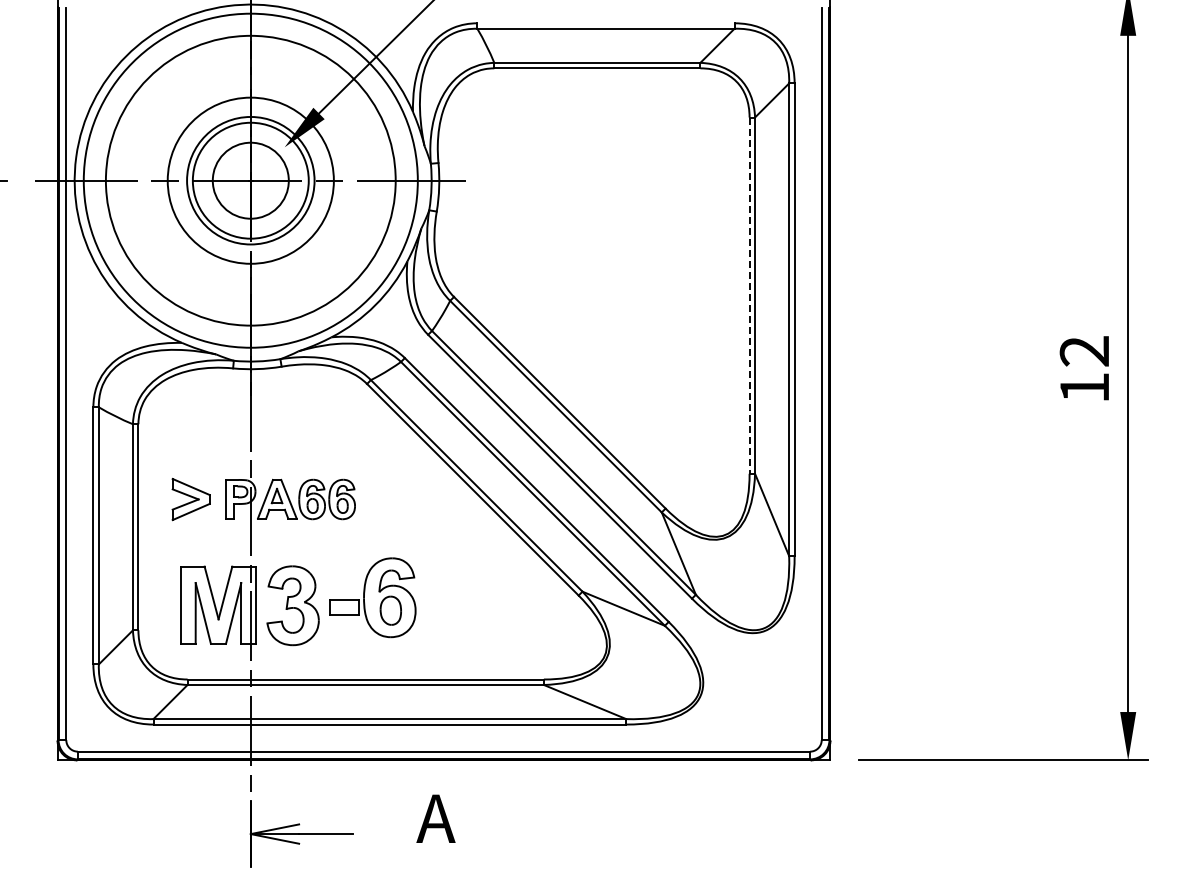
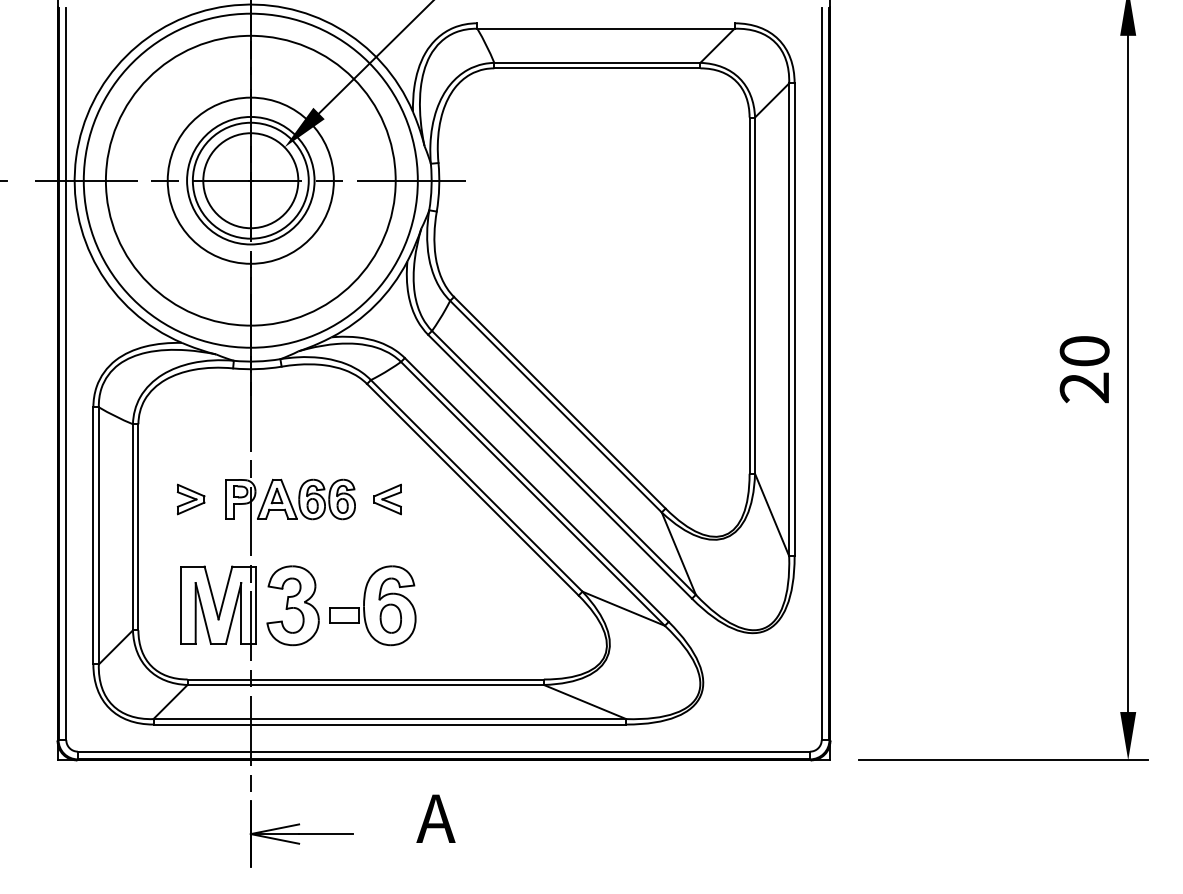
circle diameter: 76 px -> 95 px (250, 180)
line: dashed -> solid (749, 296)
text: 12 -> 20 (1084, 369)
part size: 40x45 px -> 30x33 px (190, 499)
part: none -> present (387, 499)
part position: (372, 597) -> (372, 605) (372, 605)
